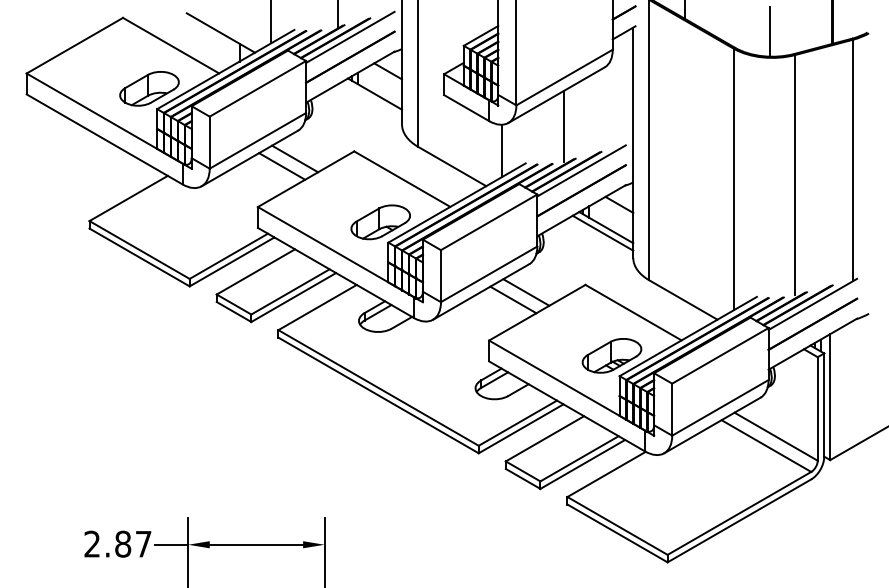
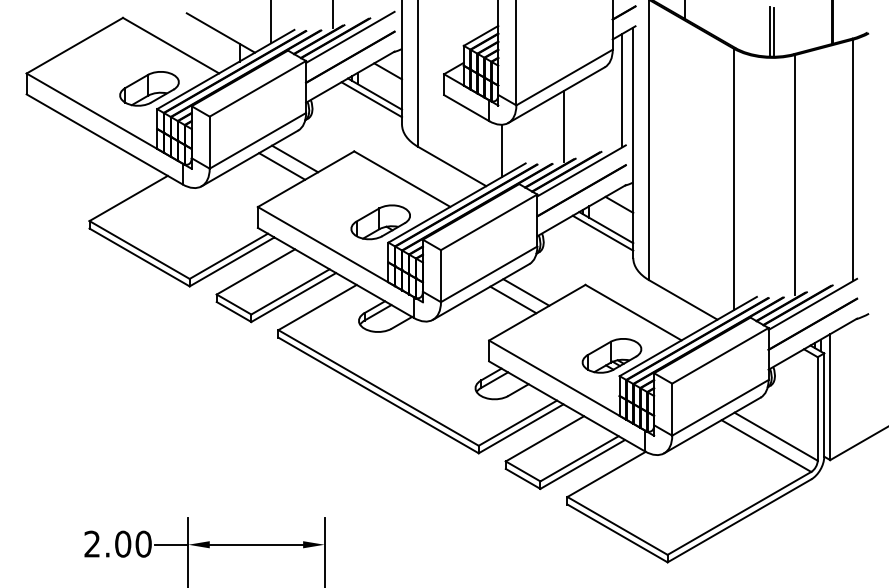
line position: (337, 15) -> (332, 15) (332, 15)
line: none -> present (774, 31)
line: none -> present (621, 90)
line: none -> present (371, 99)
text: 2.87 -> 2.00 (133, 543)
